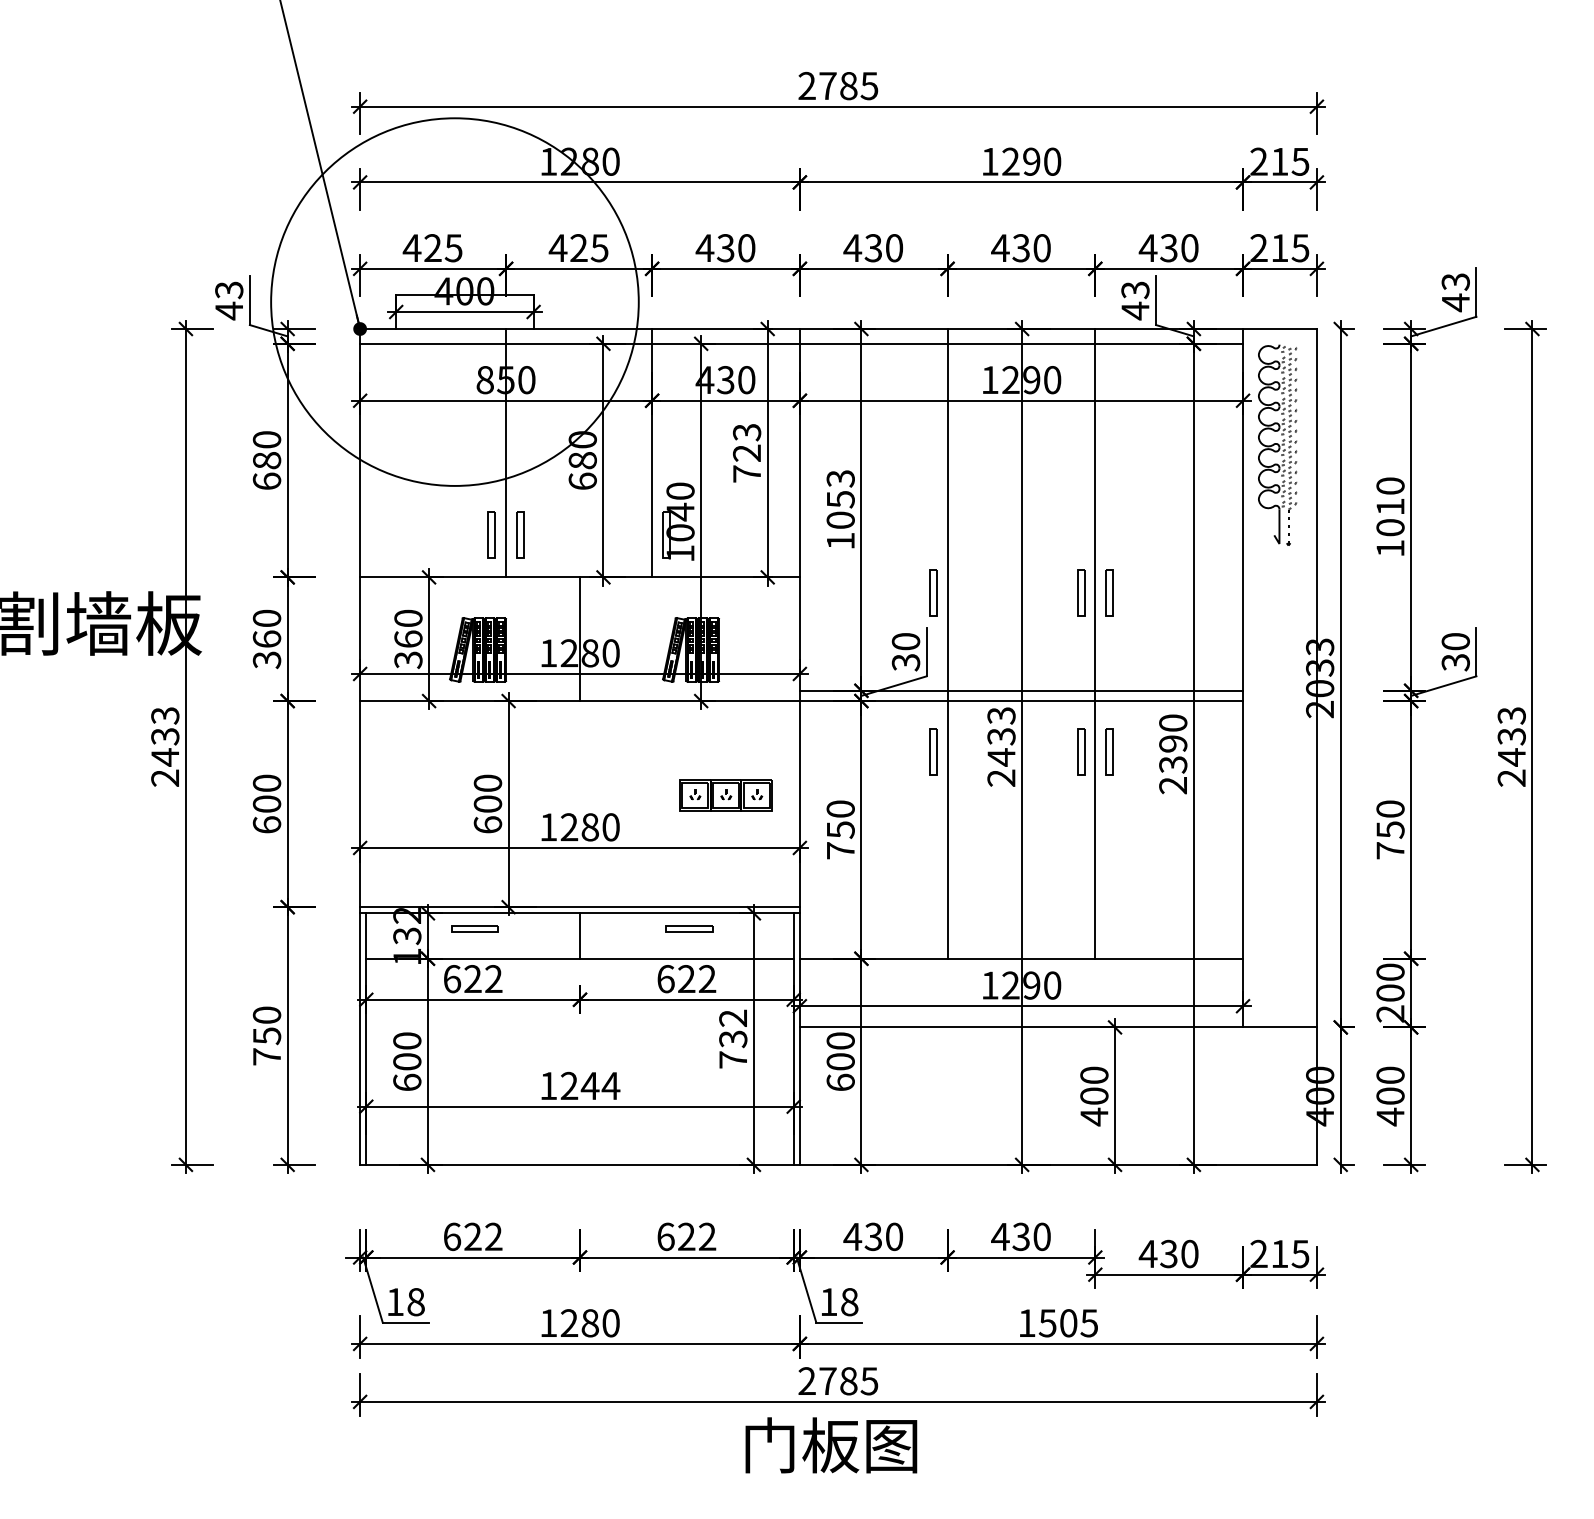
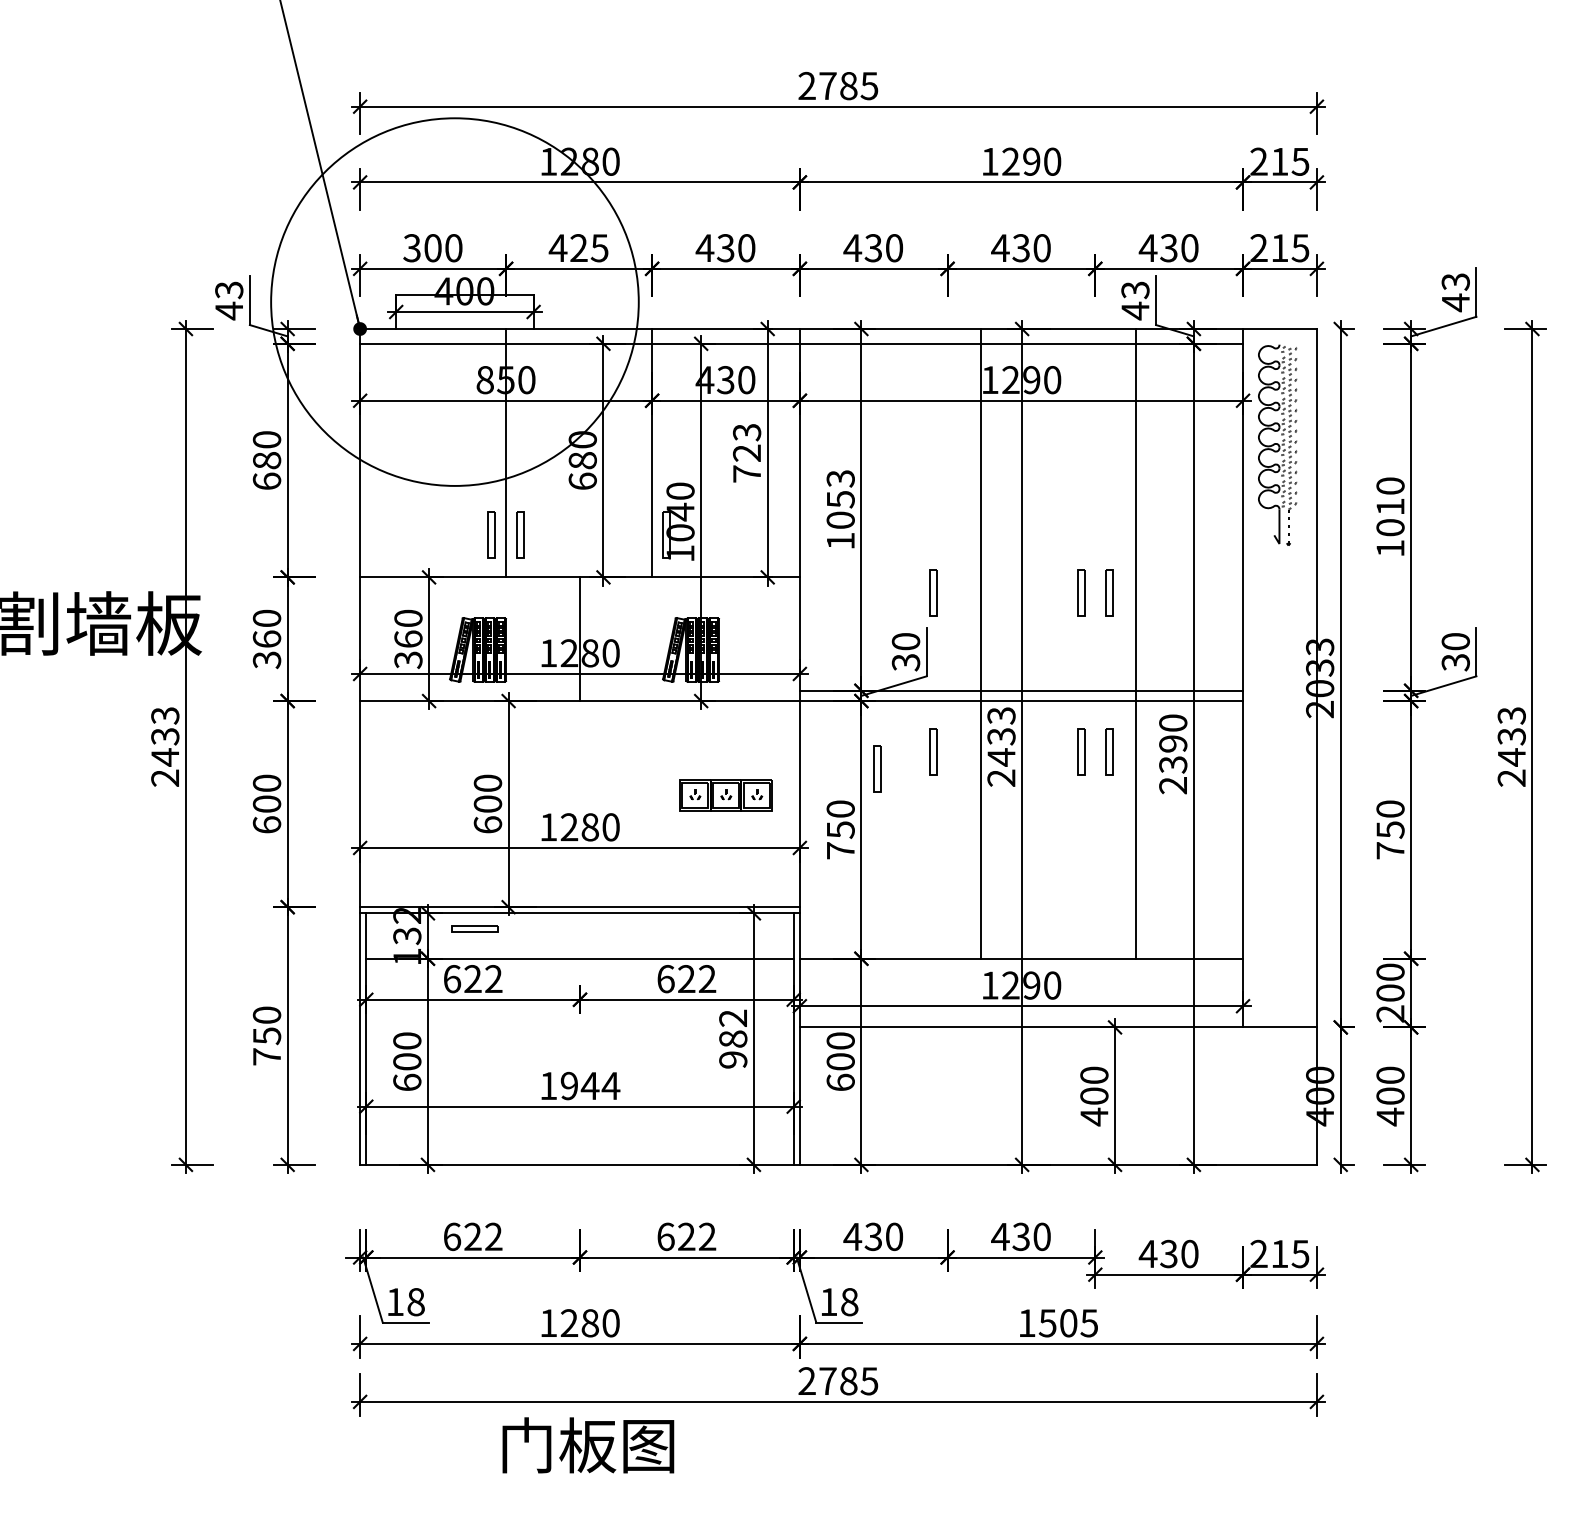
text: 425 -> 300 (432, 248)
line position: (947, 643) -> (980, 643) (980, 643)
line position: (1095, 643) -> (1136, 643) (1136, 643)
part: none -> present (877, 768)
part: present -> none (689, 928)
line: present -> none (580, 935)
text: 732 -> 982 (733, 1049)
text: 1244 -> 1944 (569, 1086)
text position: (831, 1445) -> (588, 1445) (588, 1445)
